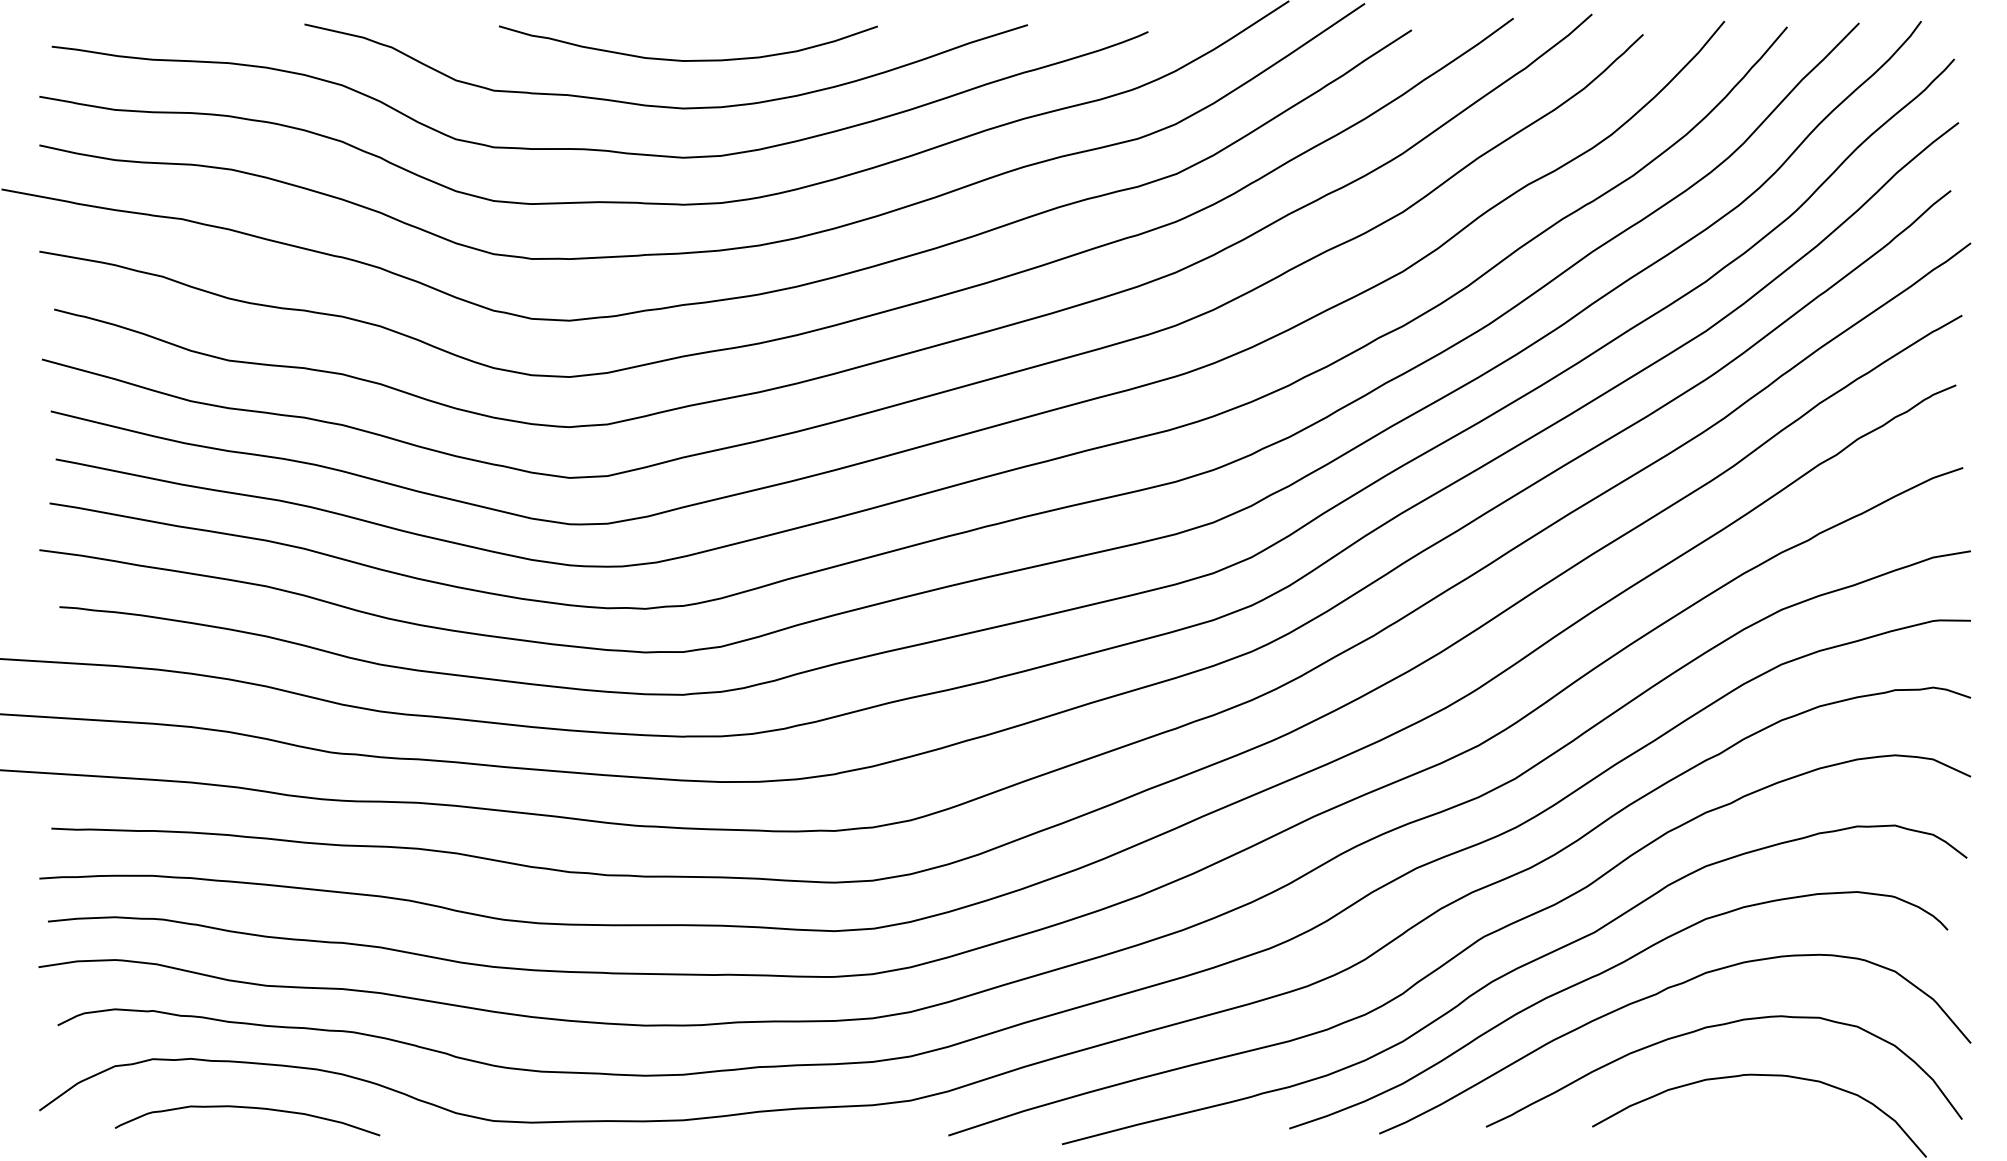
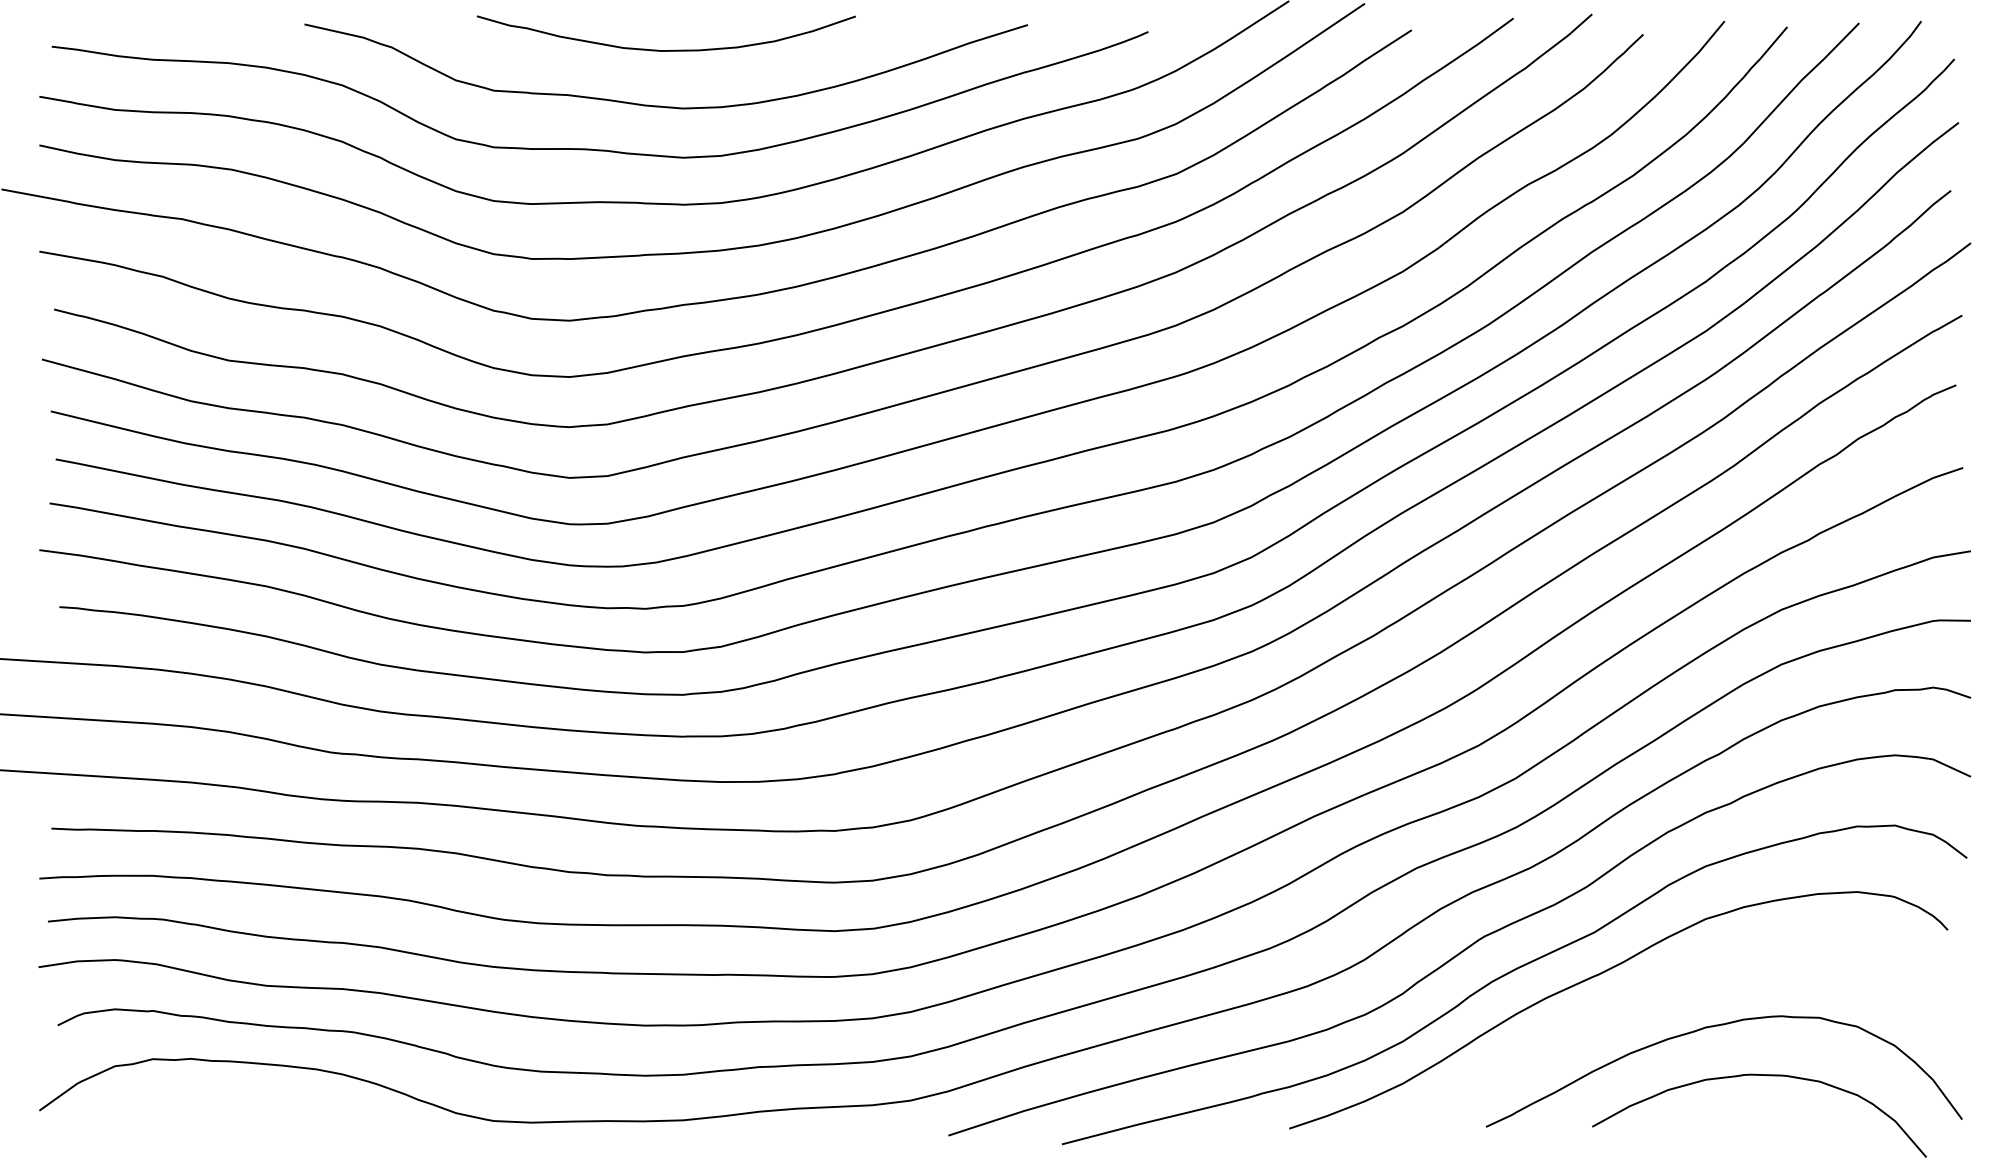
curve position: (687, 60) -> (665, 50) (665, 50)
curve: present -> none (1656, 995)
curve: present -> none (247, 1108)
